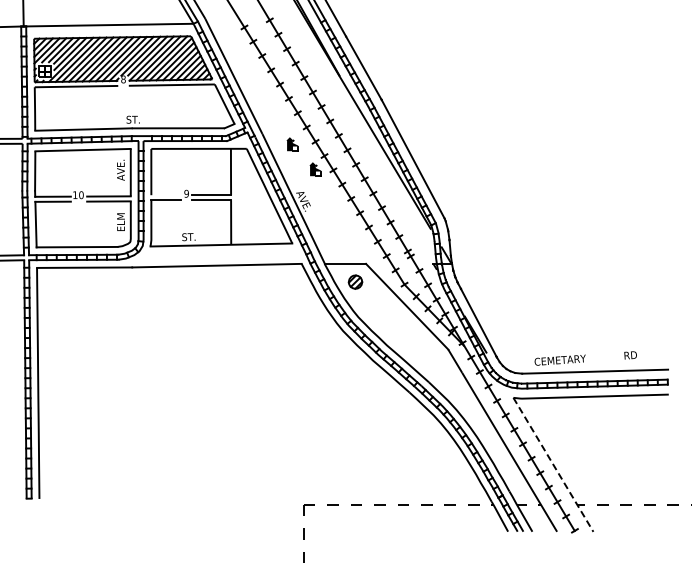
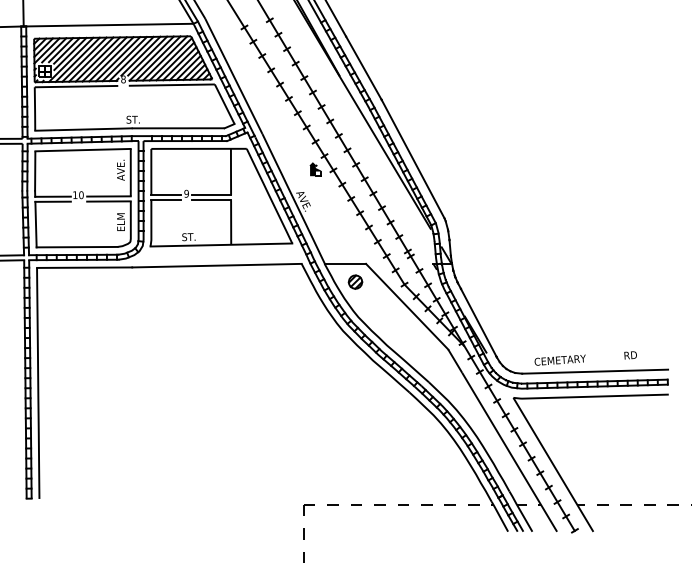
part: present -> none (292, 144)
line: none -> present (166, 195)
line: dashed -> solid (553, 465)
